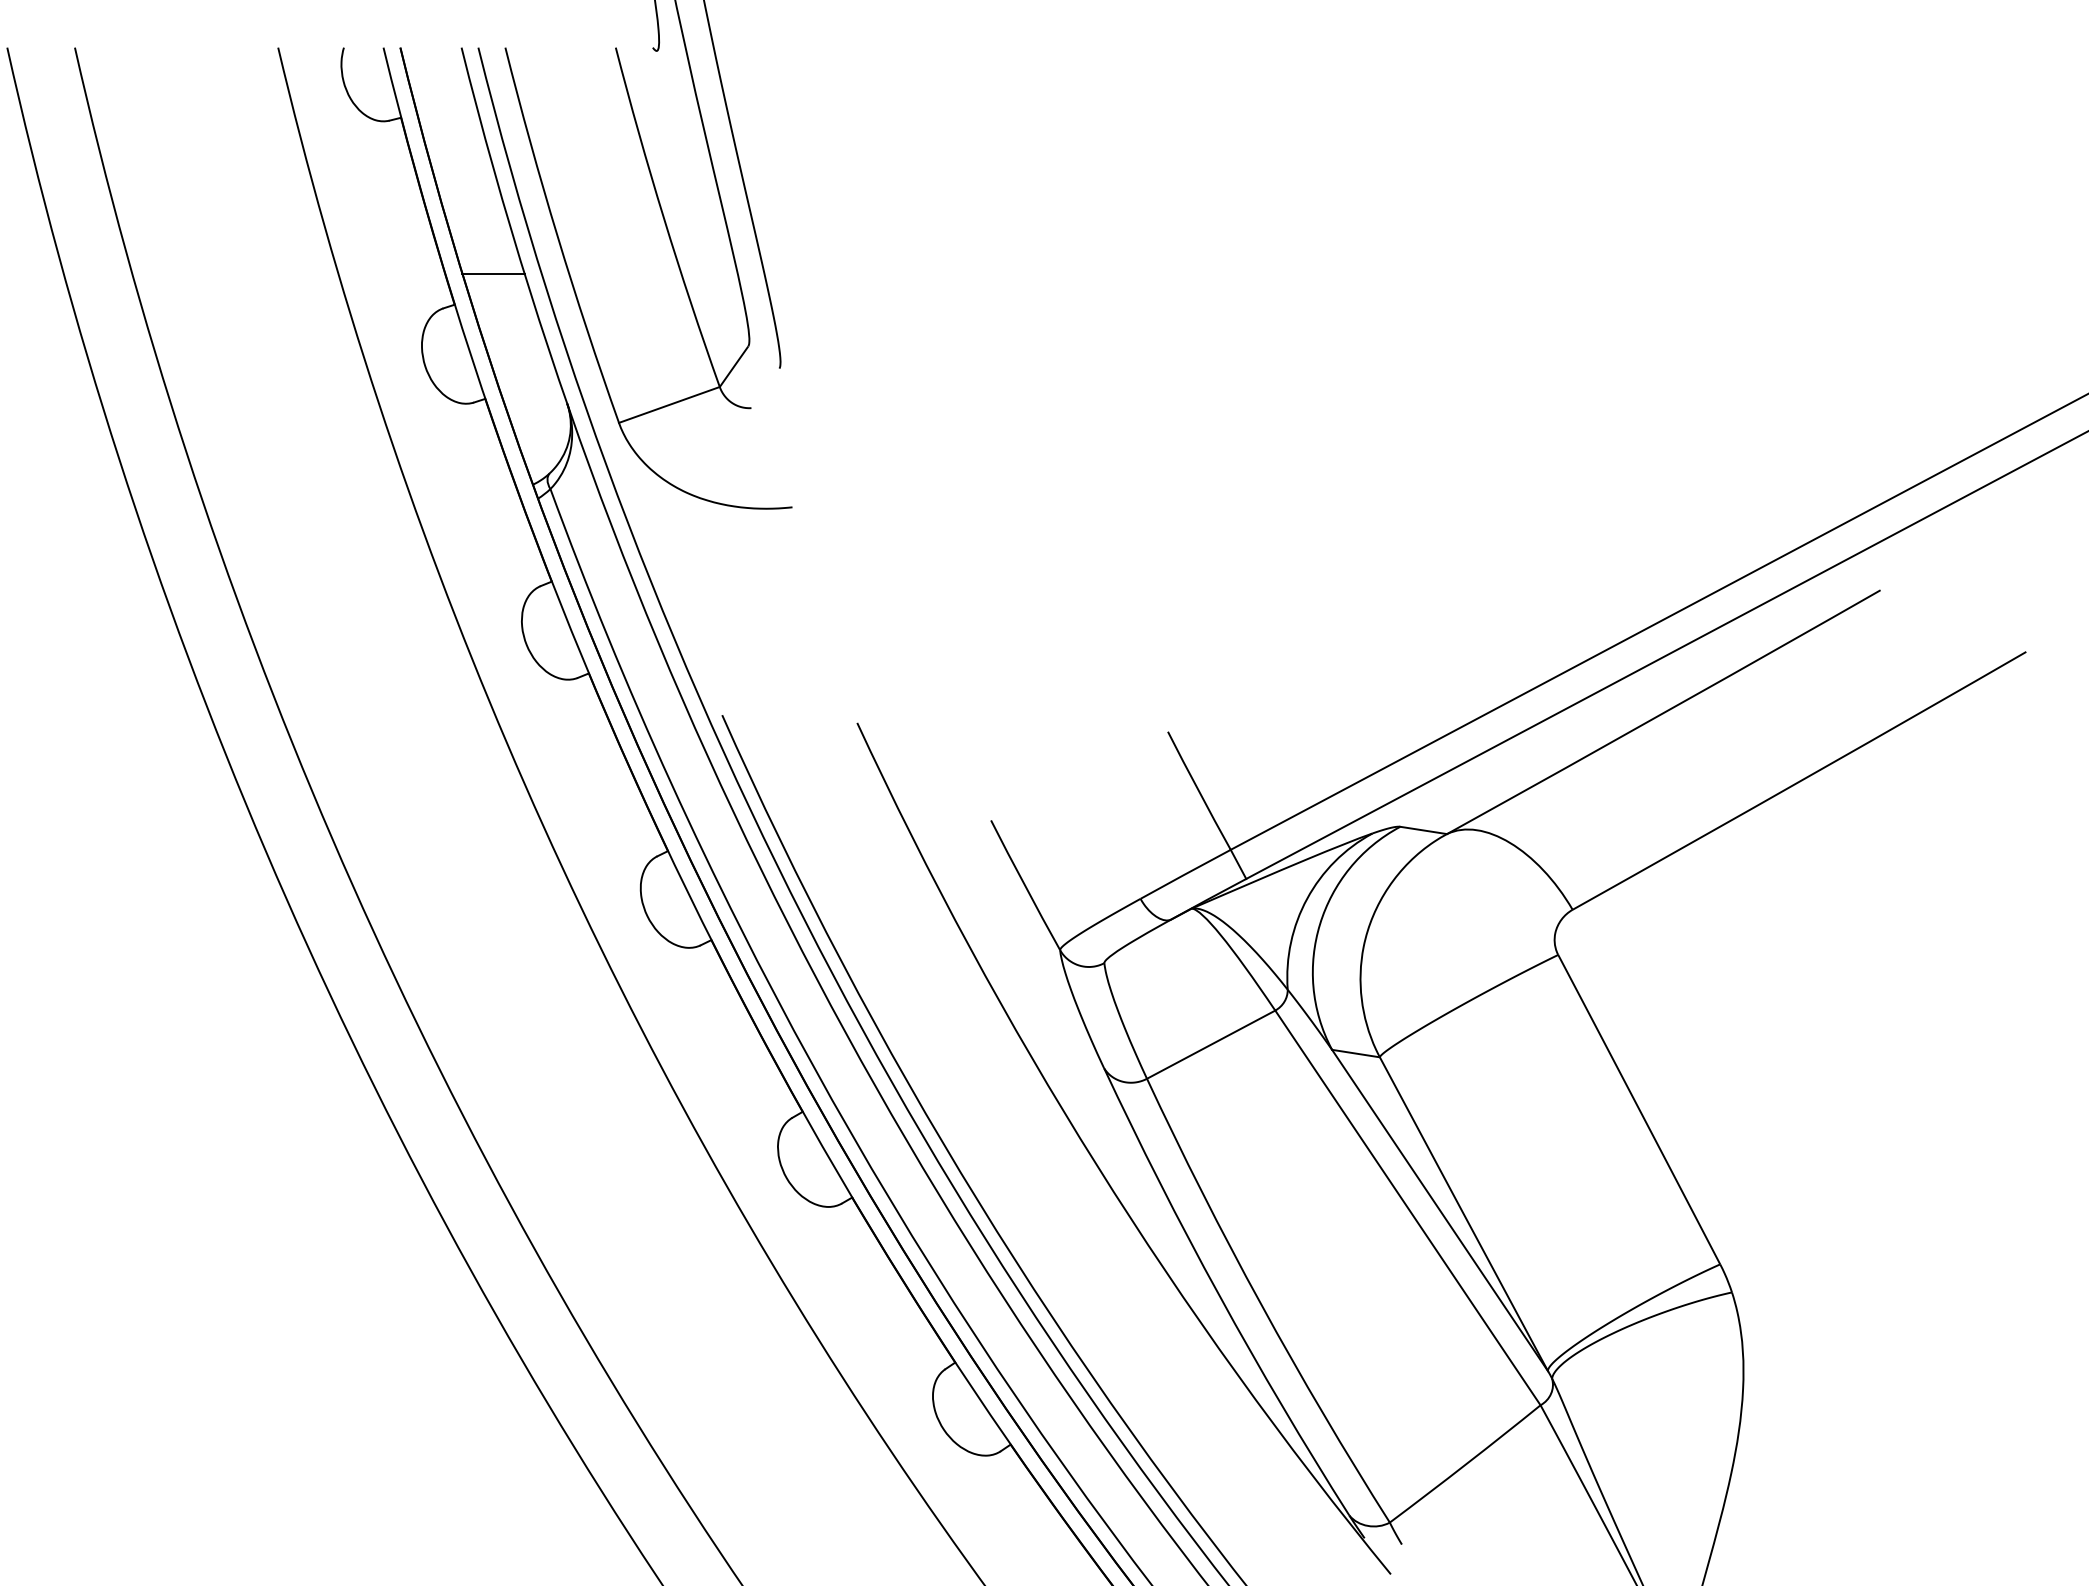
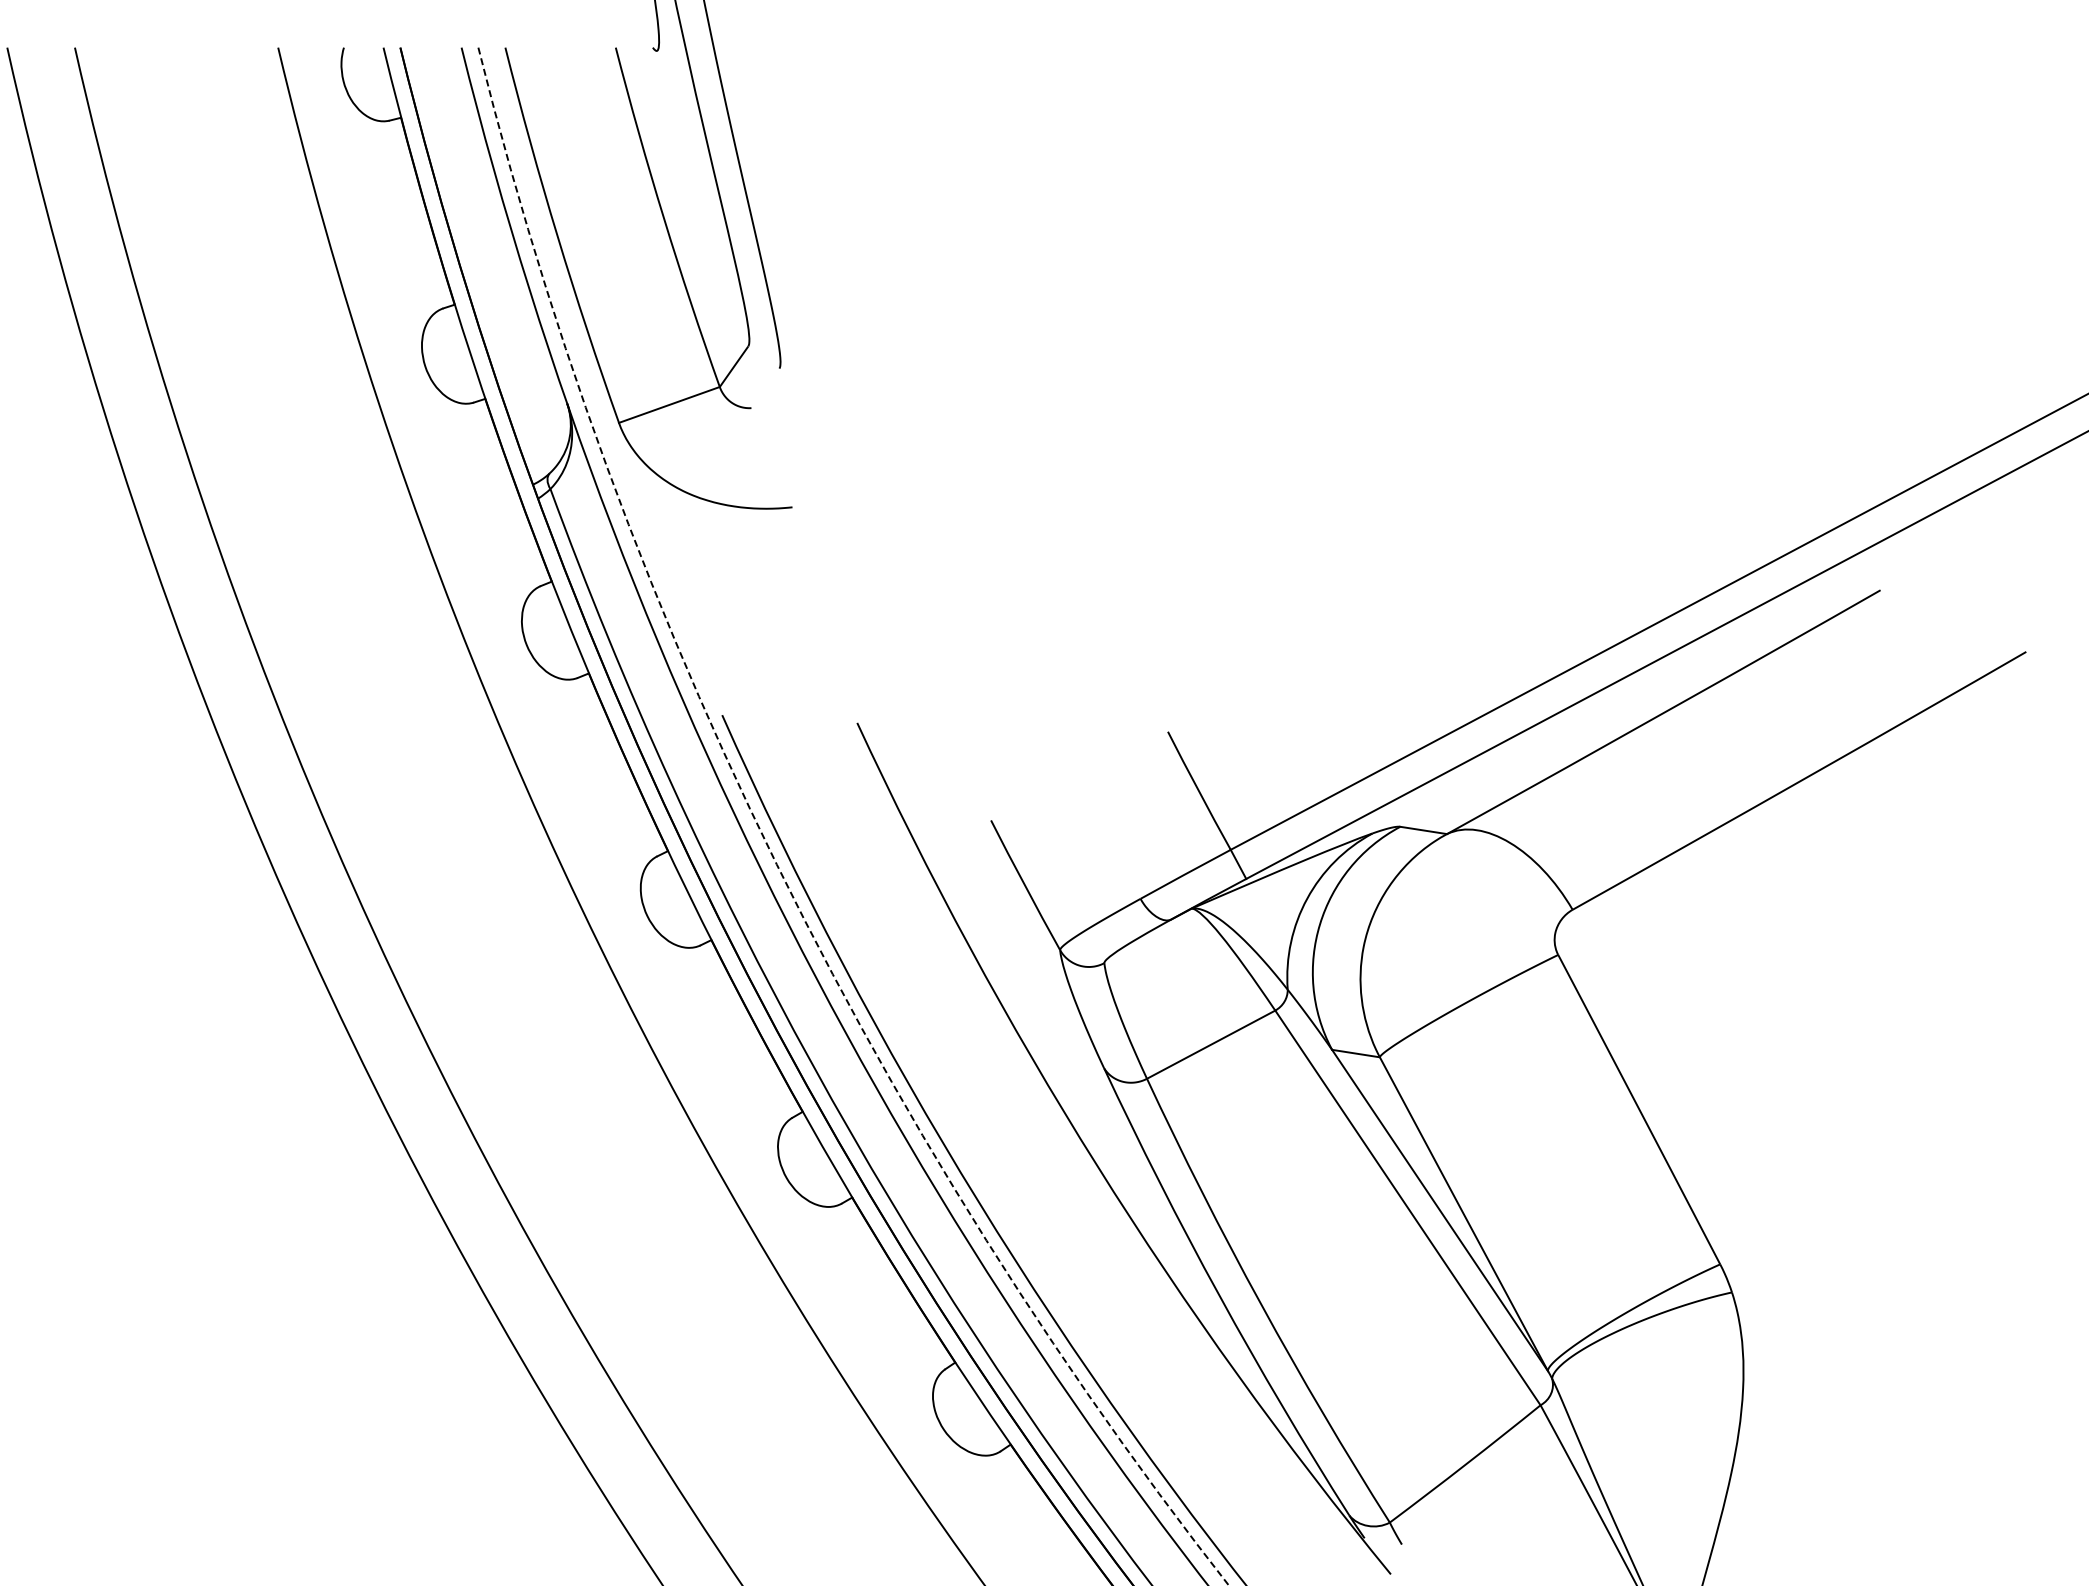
line: present -> none (493, 273)
arc: solid -> dashed (773, 858)
